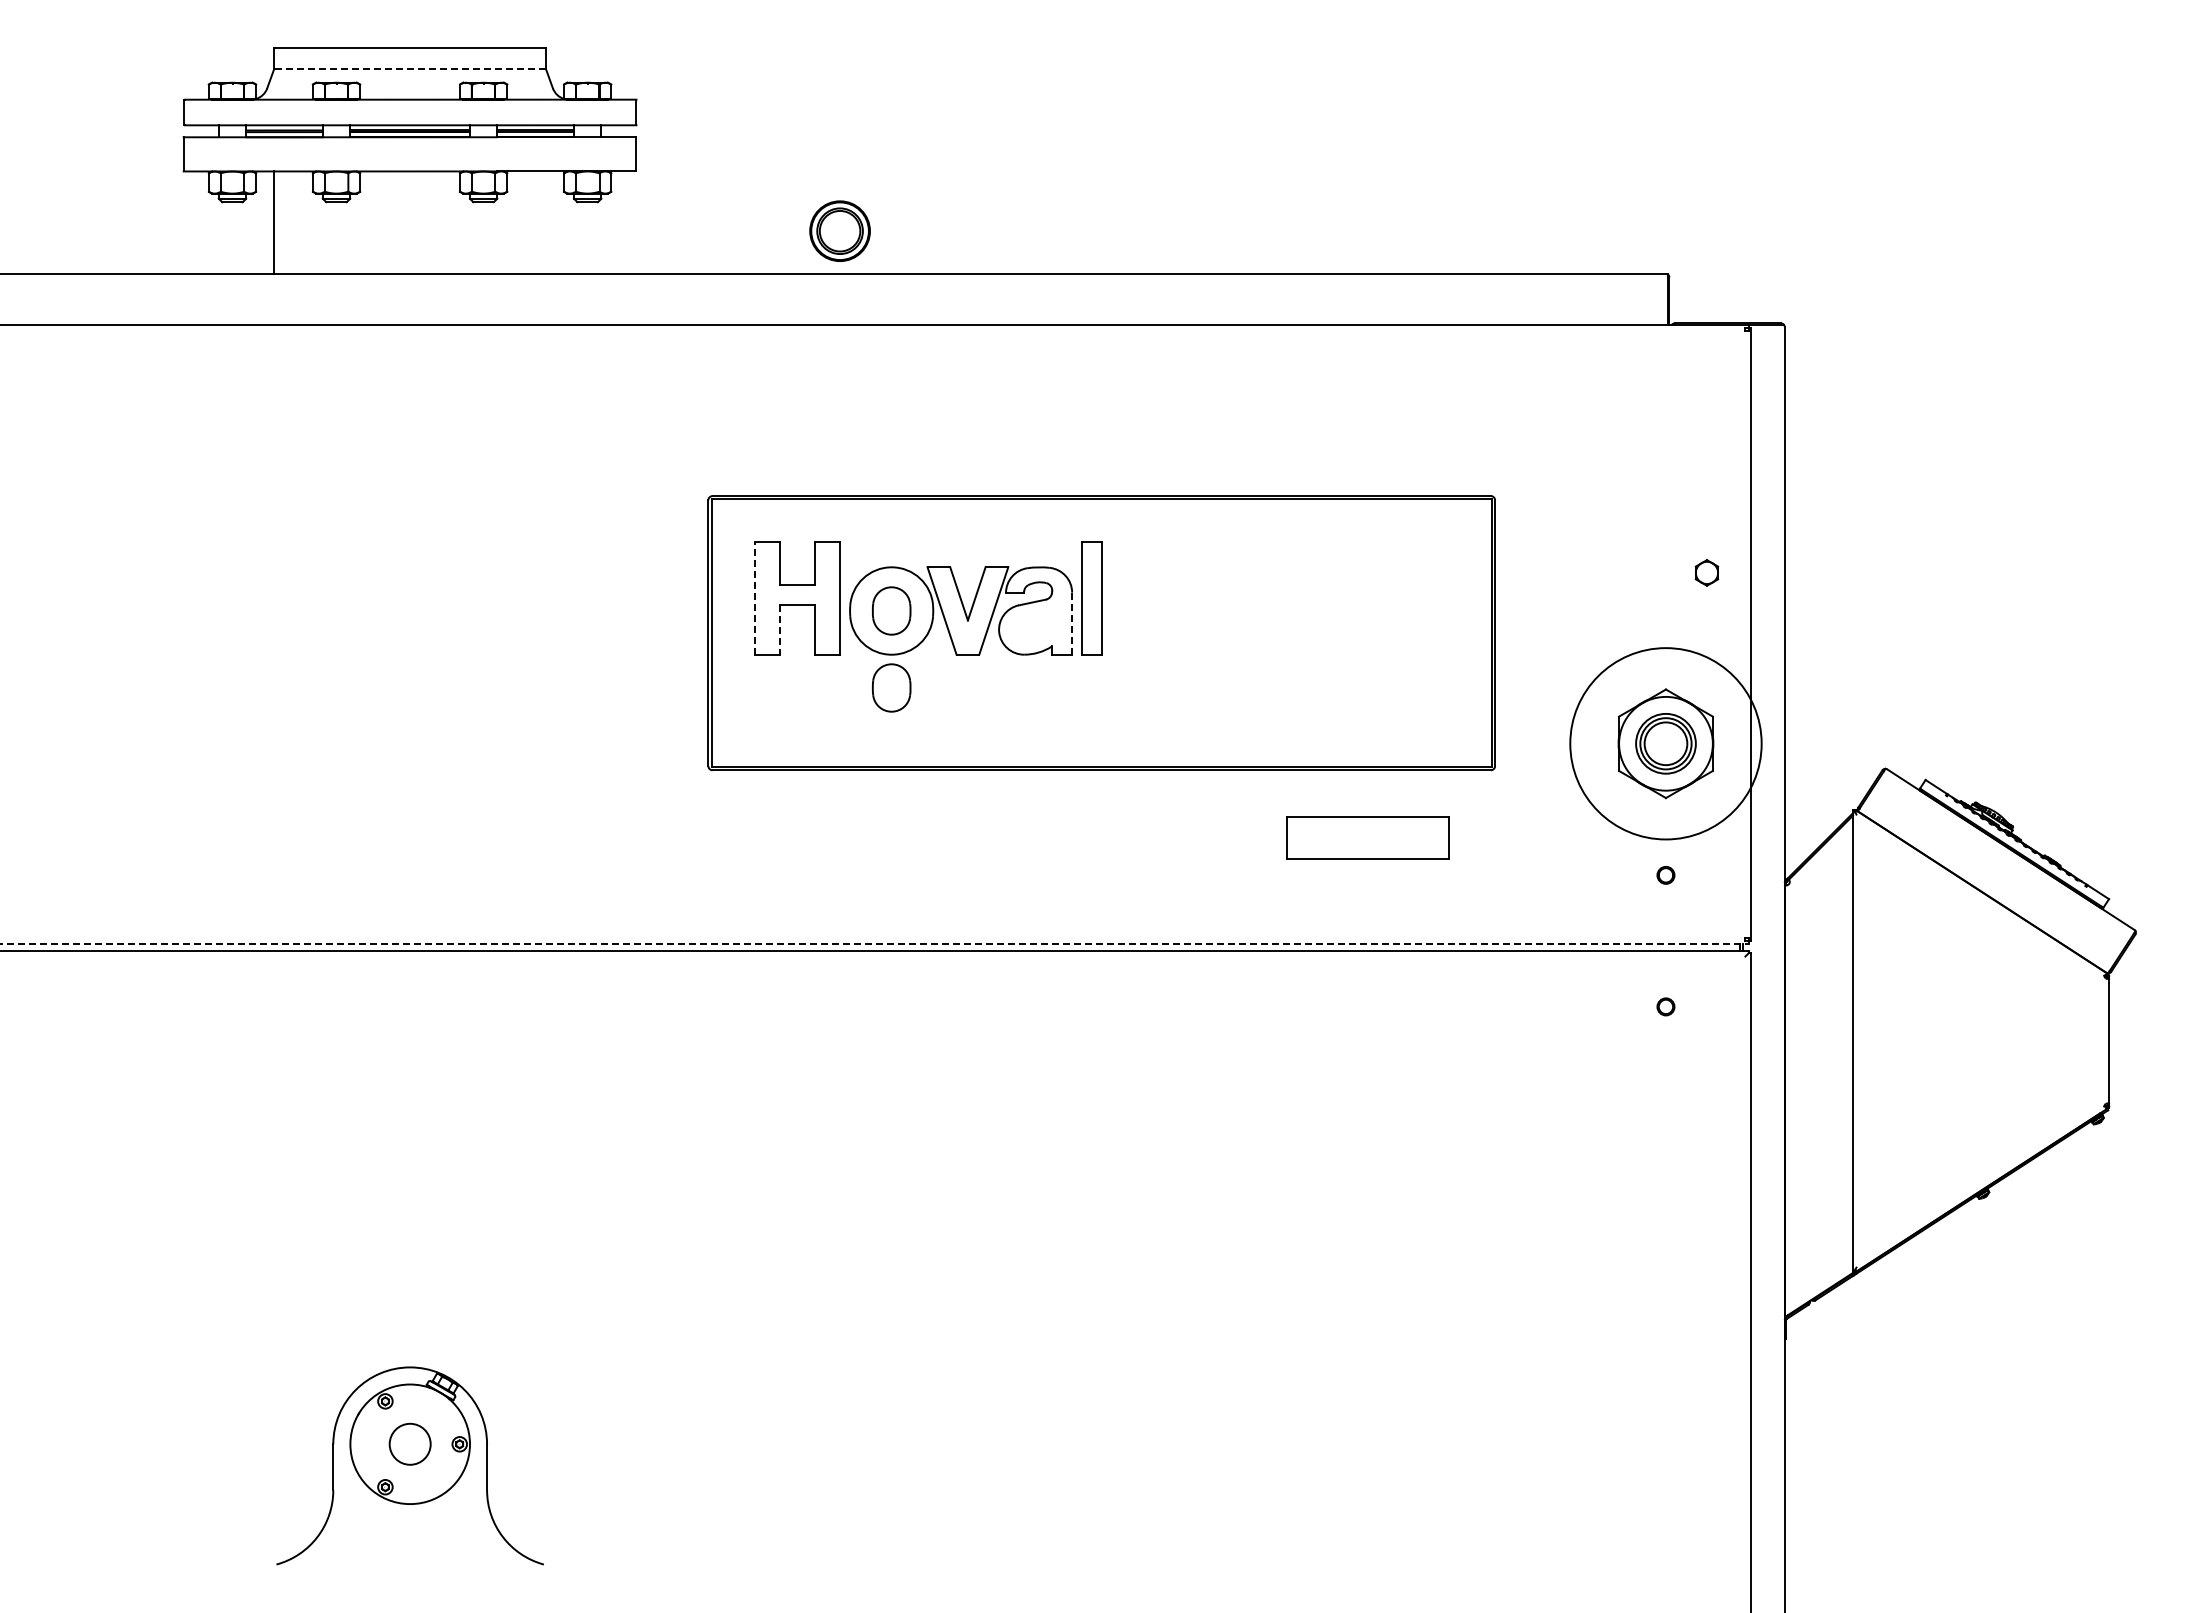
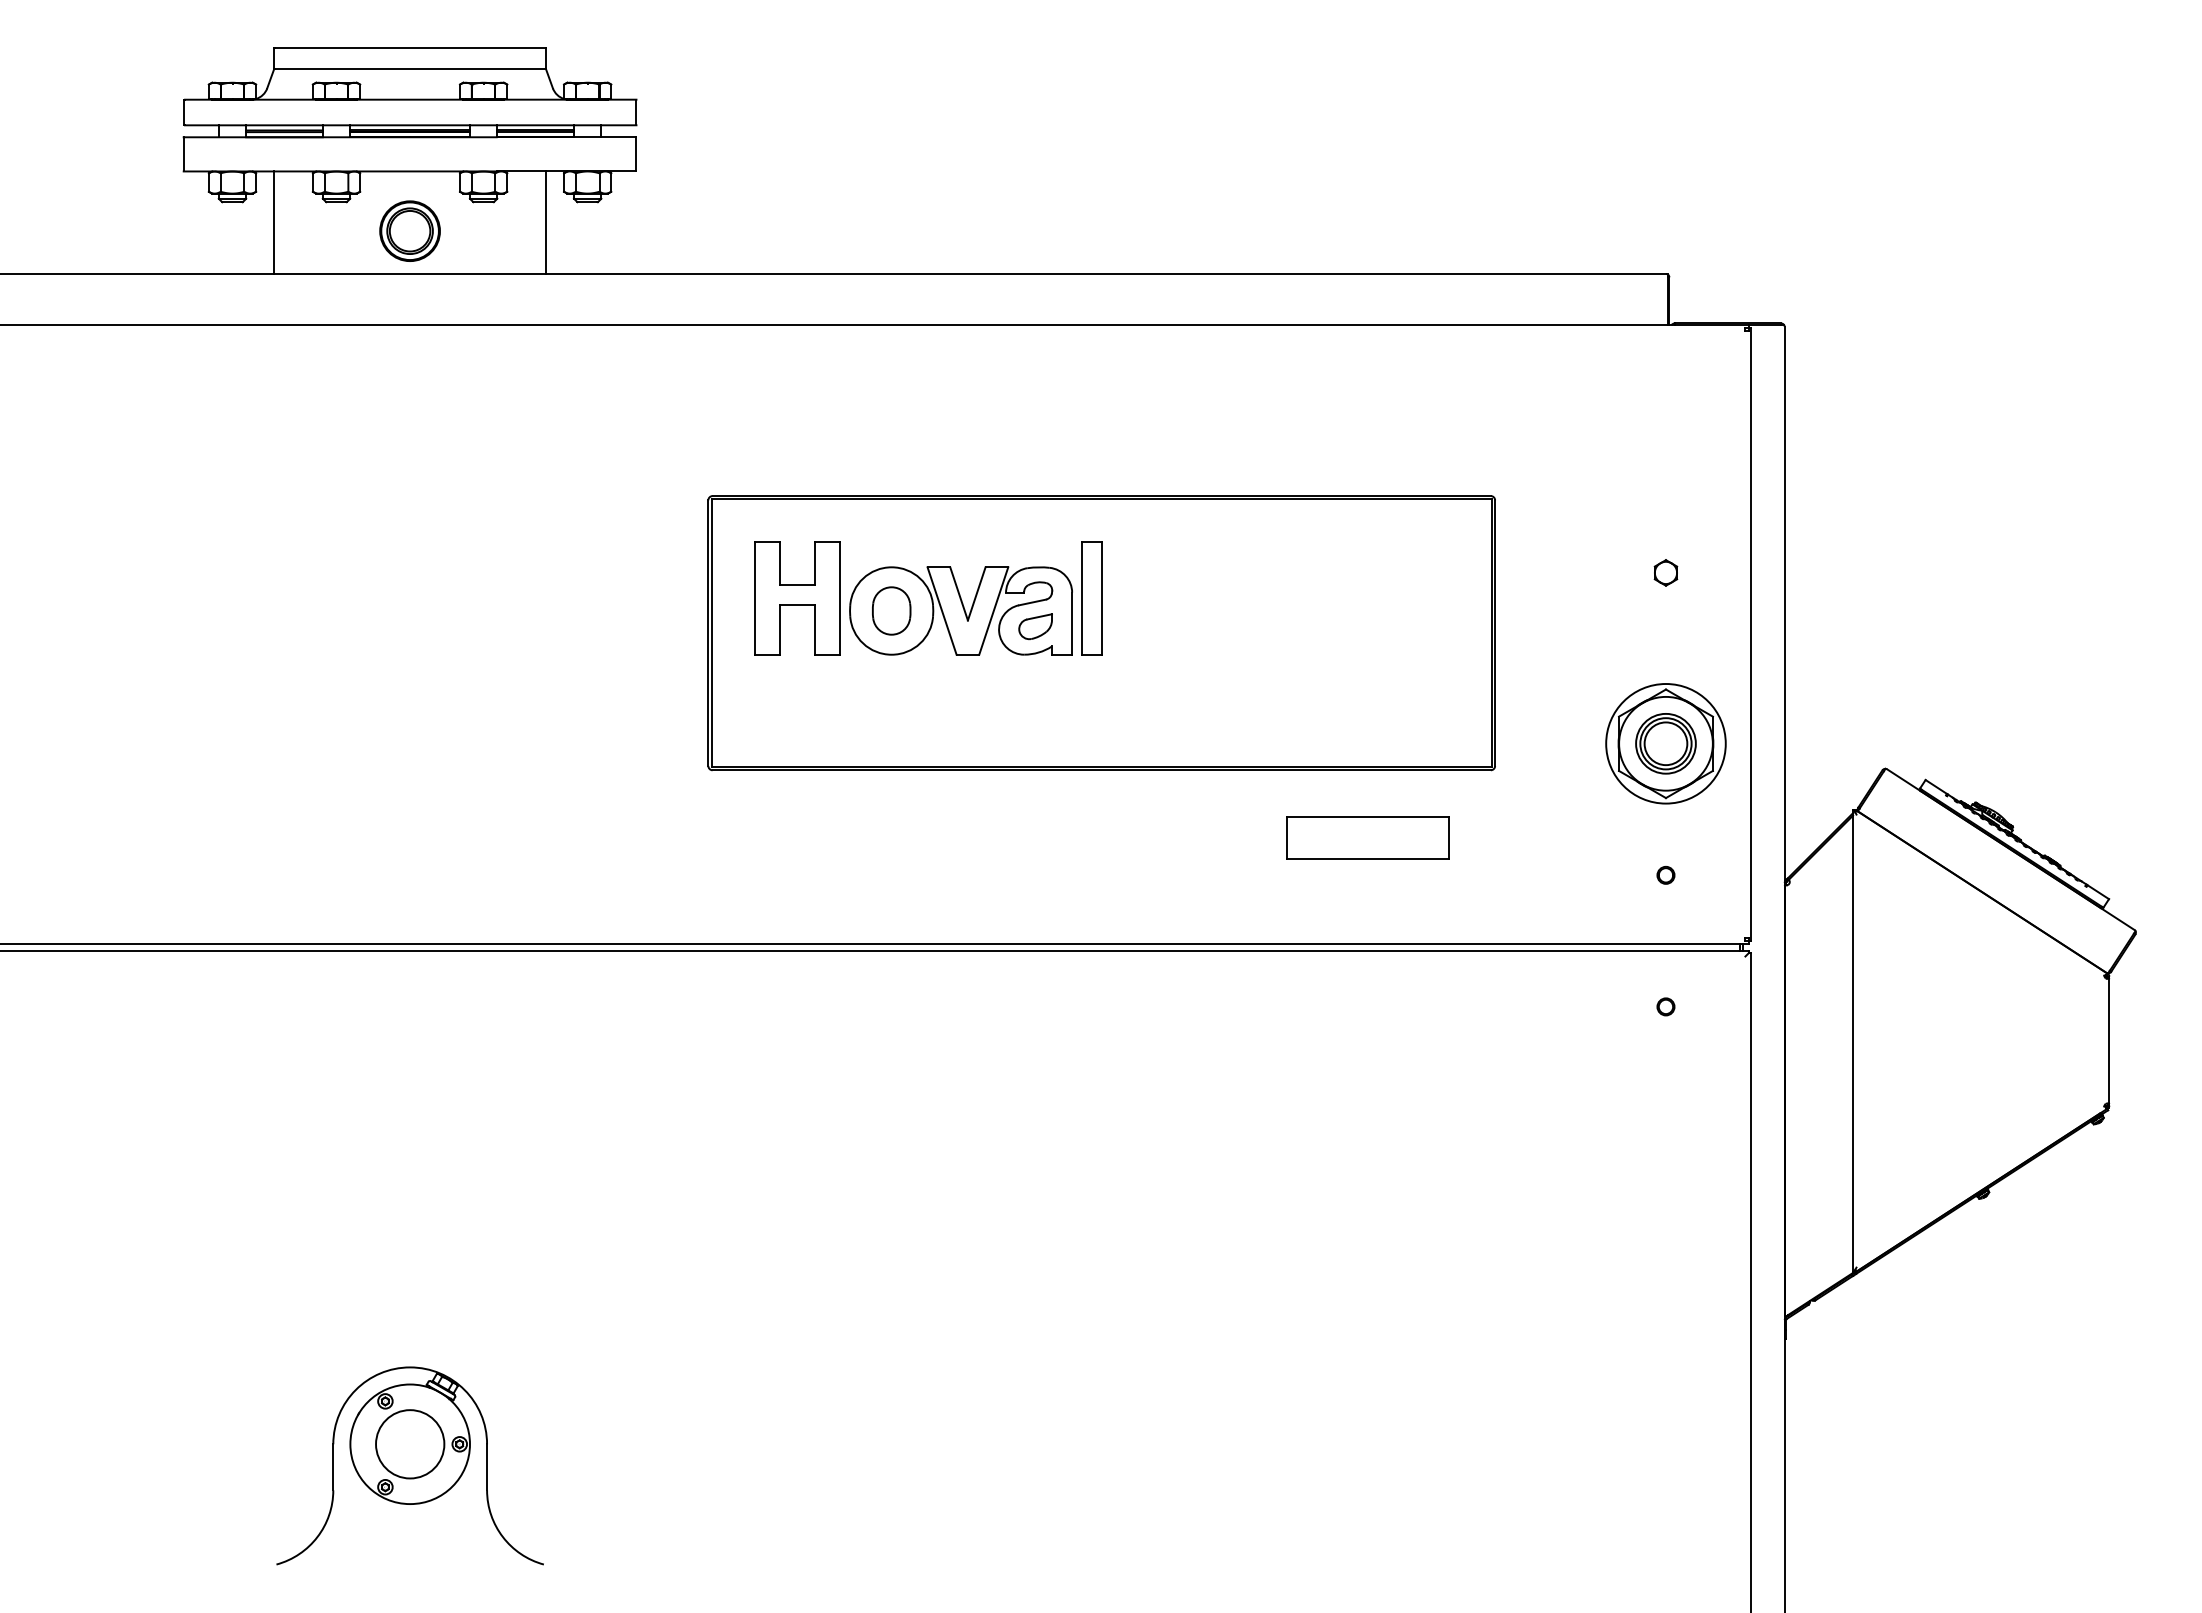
line: dashed -> solid (409, 68)
line: none -> present (545, 222)
part position: (839, 230) -> (409, 230) (409, 230)
part position: (1706, 572) -> (1665, 572) (1665, 572)
line: dashed -> solid (754, 598)
line: dashed -> solid (1072, 623)
part: none -> present (1035, 626)
line: dashed -> solid (779, 629)
part: present -> none (891, 687)
circle diameter: 191 px -> 120 px (1665, 743)
line: dashed -> solid (875, 943)
circle diameter: 41 px -> 68 px (410, 1444)
